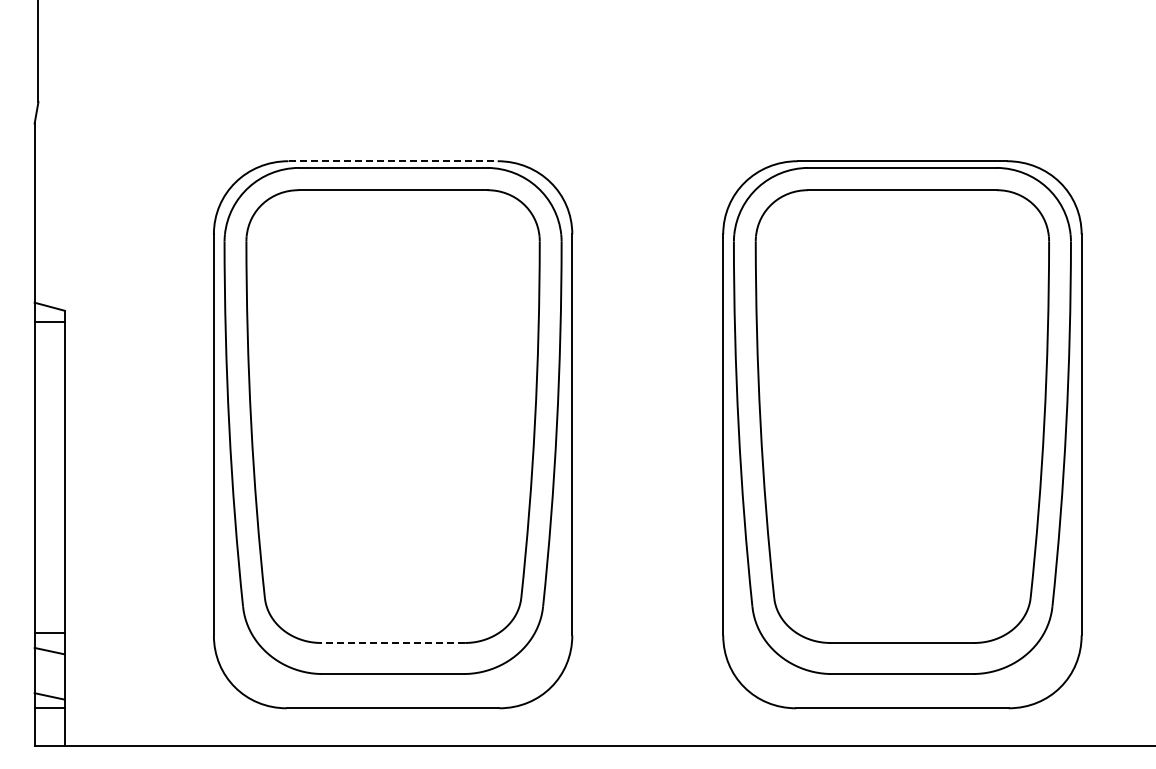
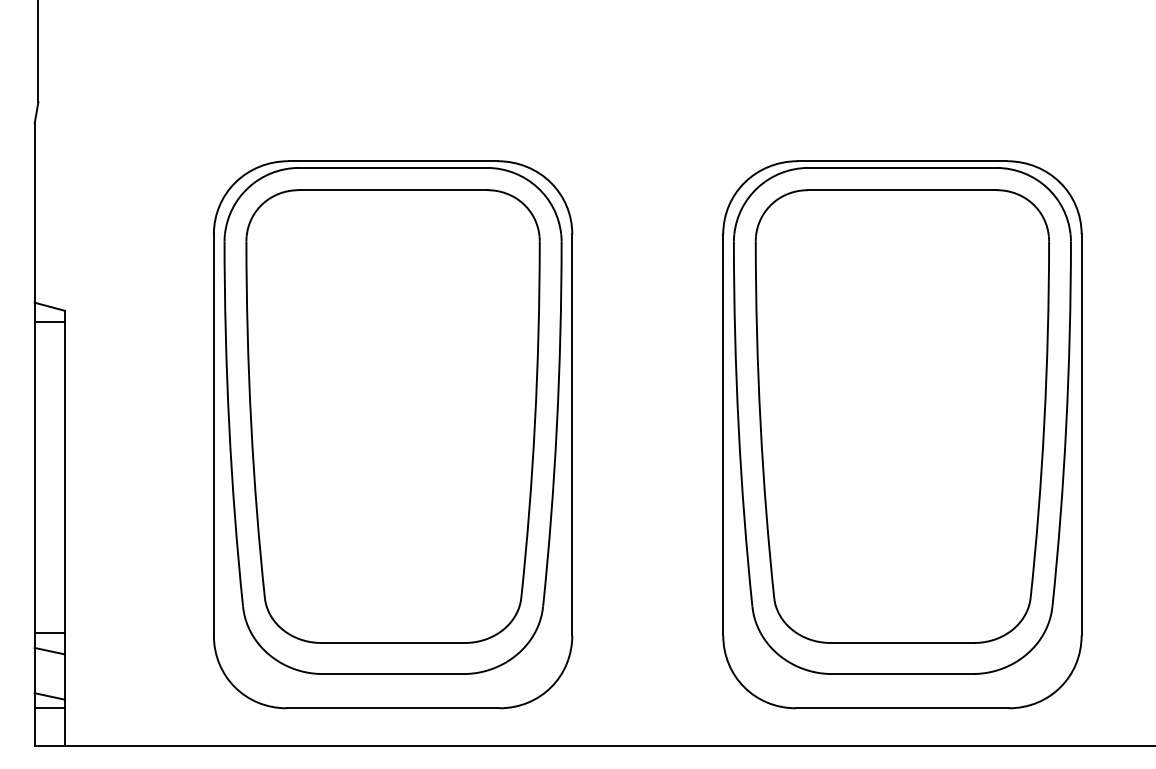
line: dashed -> solid (393, 161)
line: dashed -> solid (392, 642)
